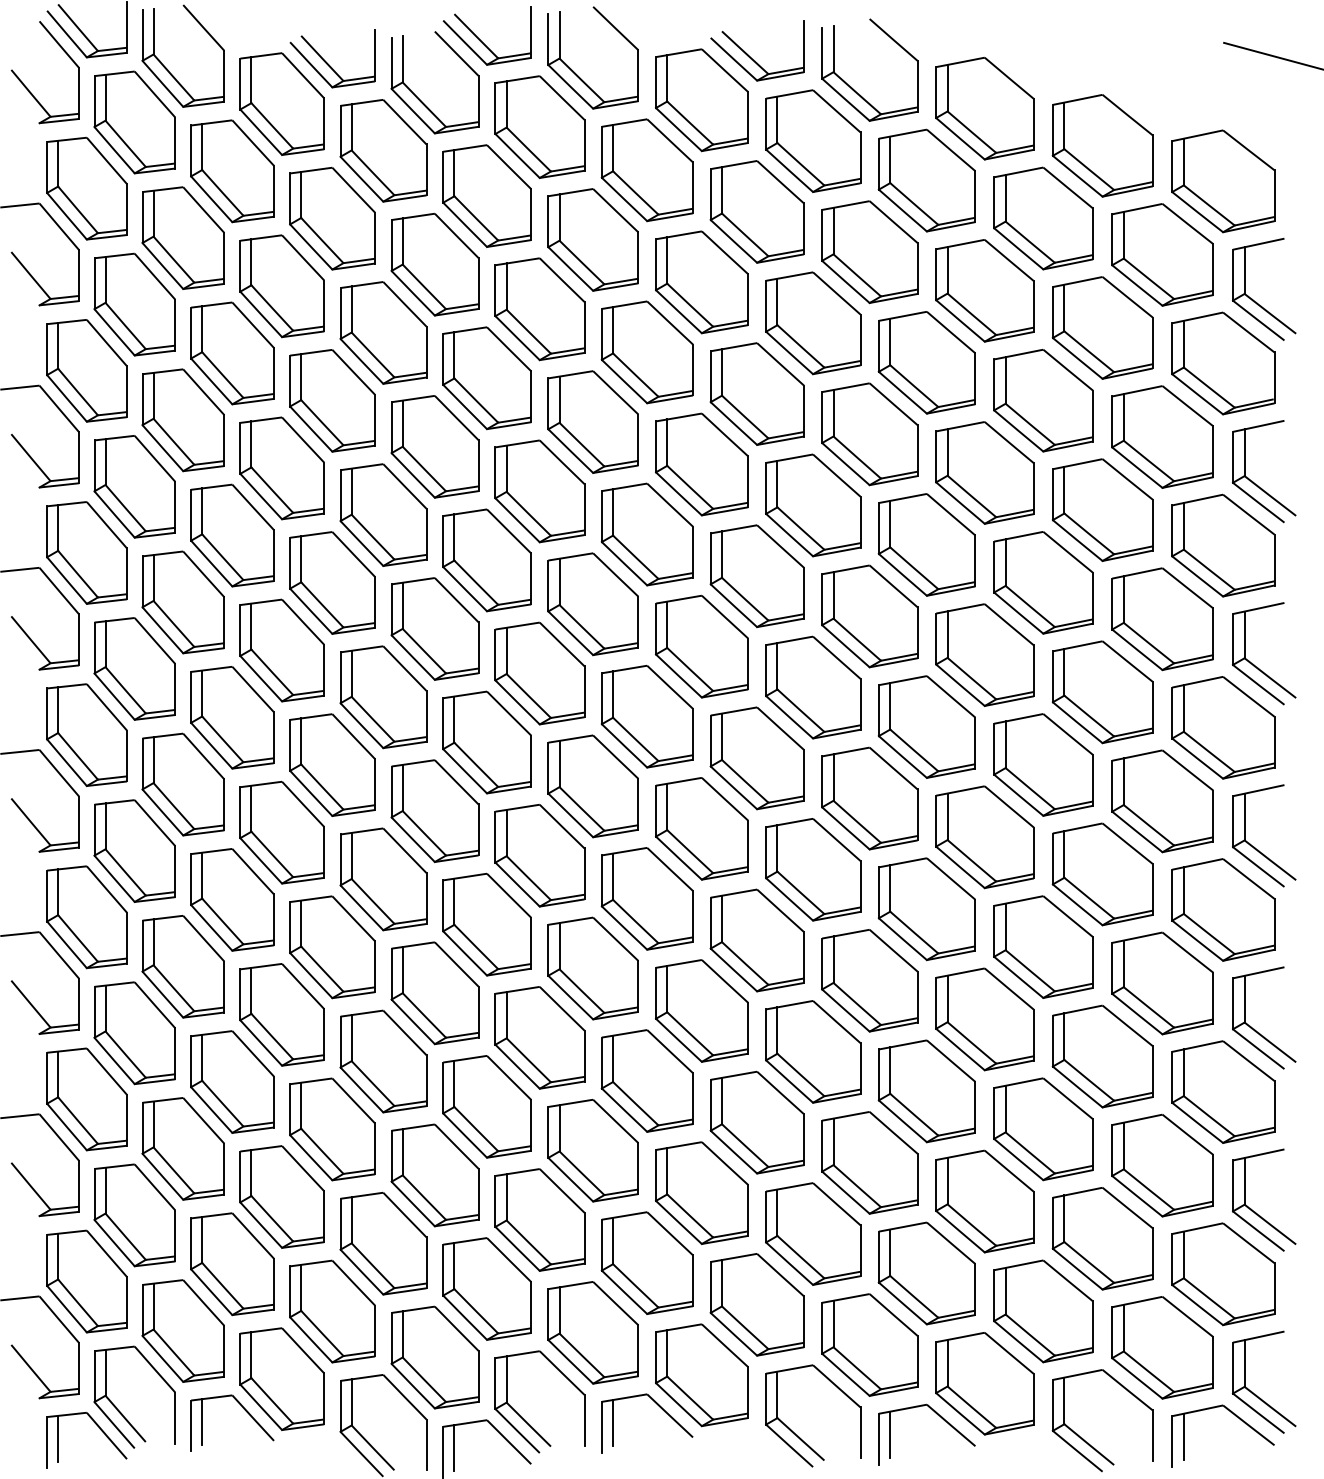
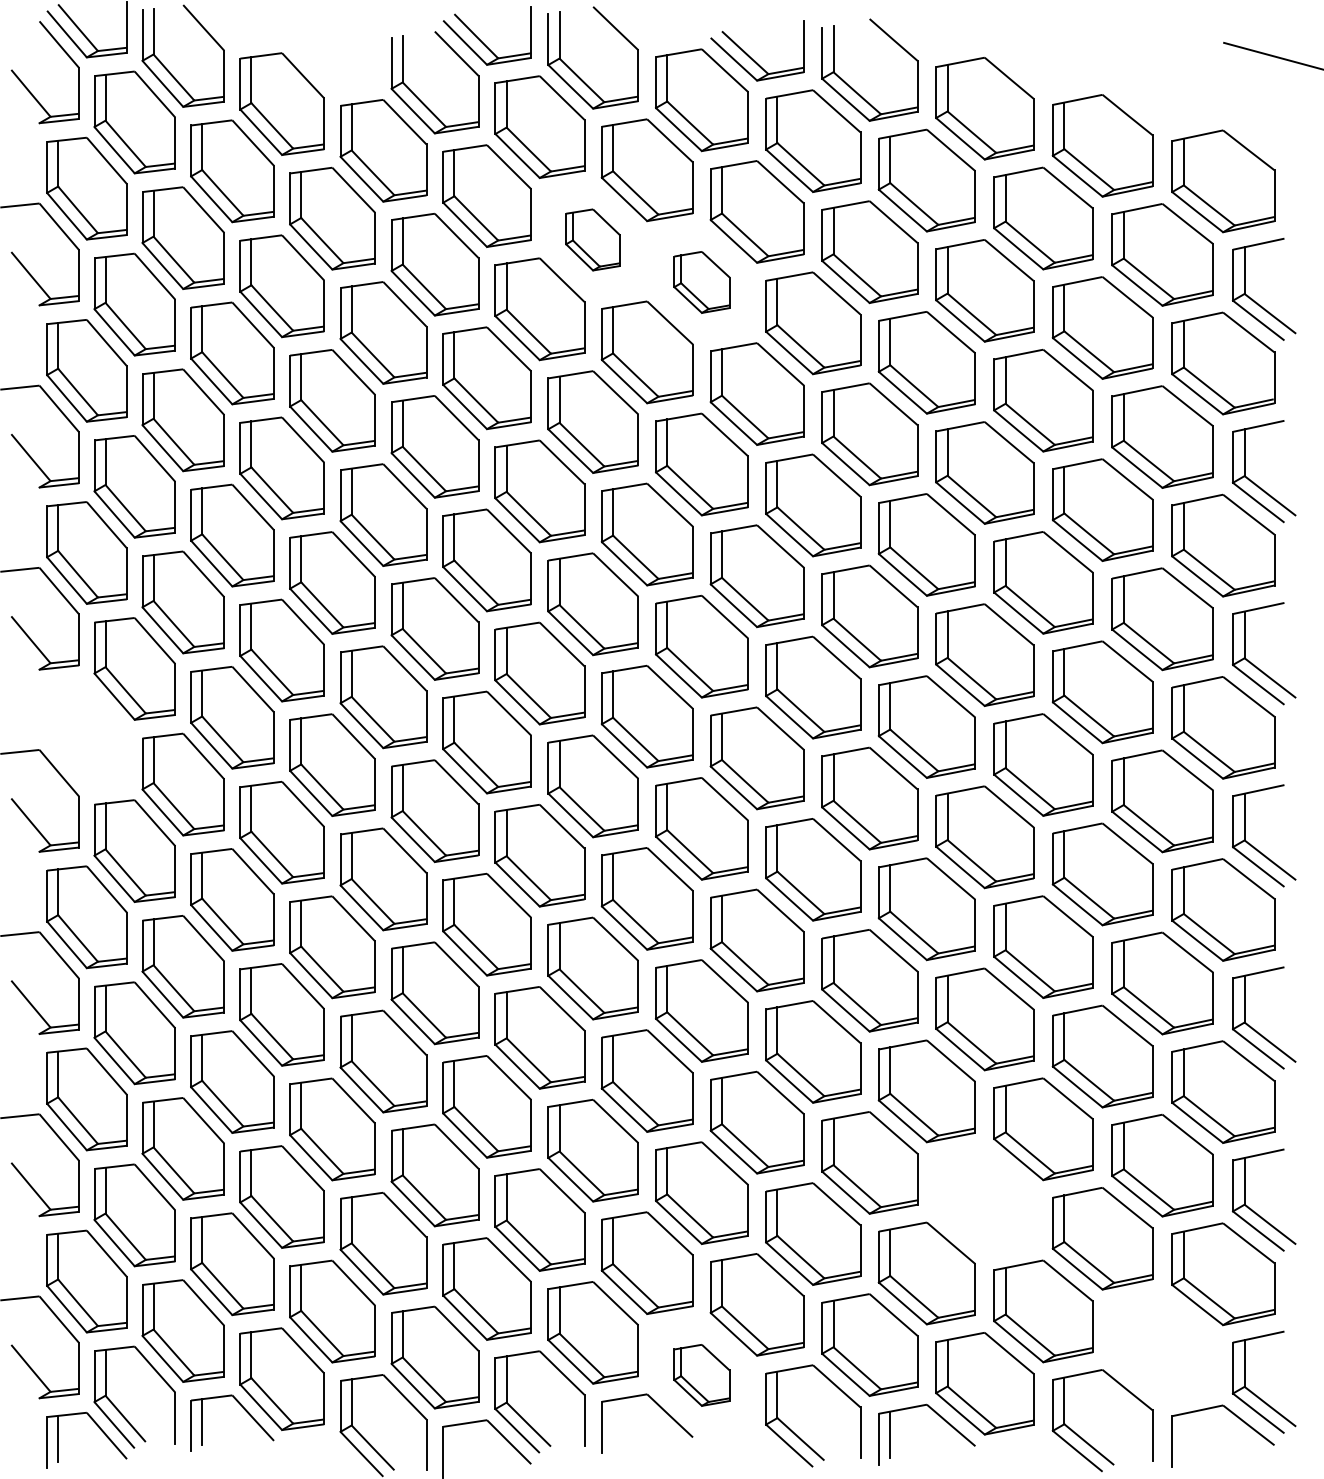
part: present -> none (327, 62)
part size: 92x104 px -> 56x64 px (592, 239)
part size: 94x105 px -> 58x63 px (701, 282)
part: present -> none (86, 735)
part: present -> none (984, 1201)
part: present -> none (1162, 1347)
part size: 94x105 px -> 58x63 px (701, 1375)
line: present -> none (613, 1423)
line: present -> none (1183, 1436)
line: present -> none (454, 1448)
